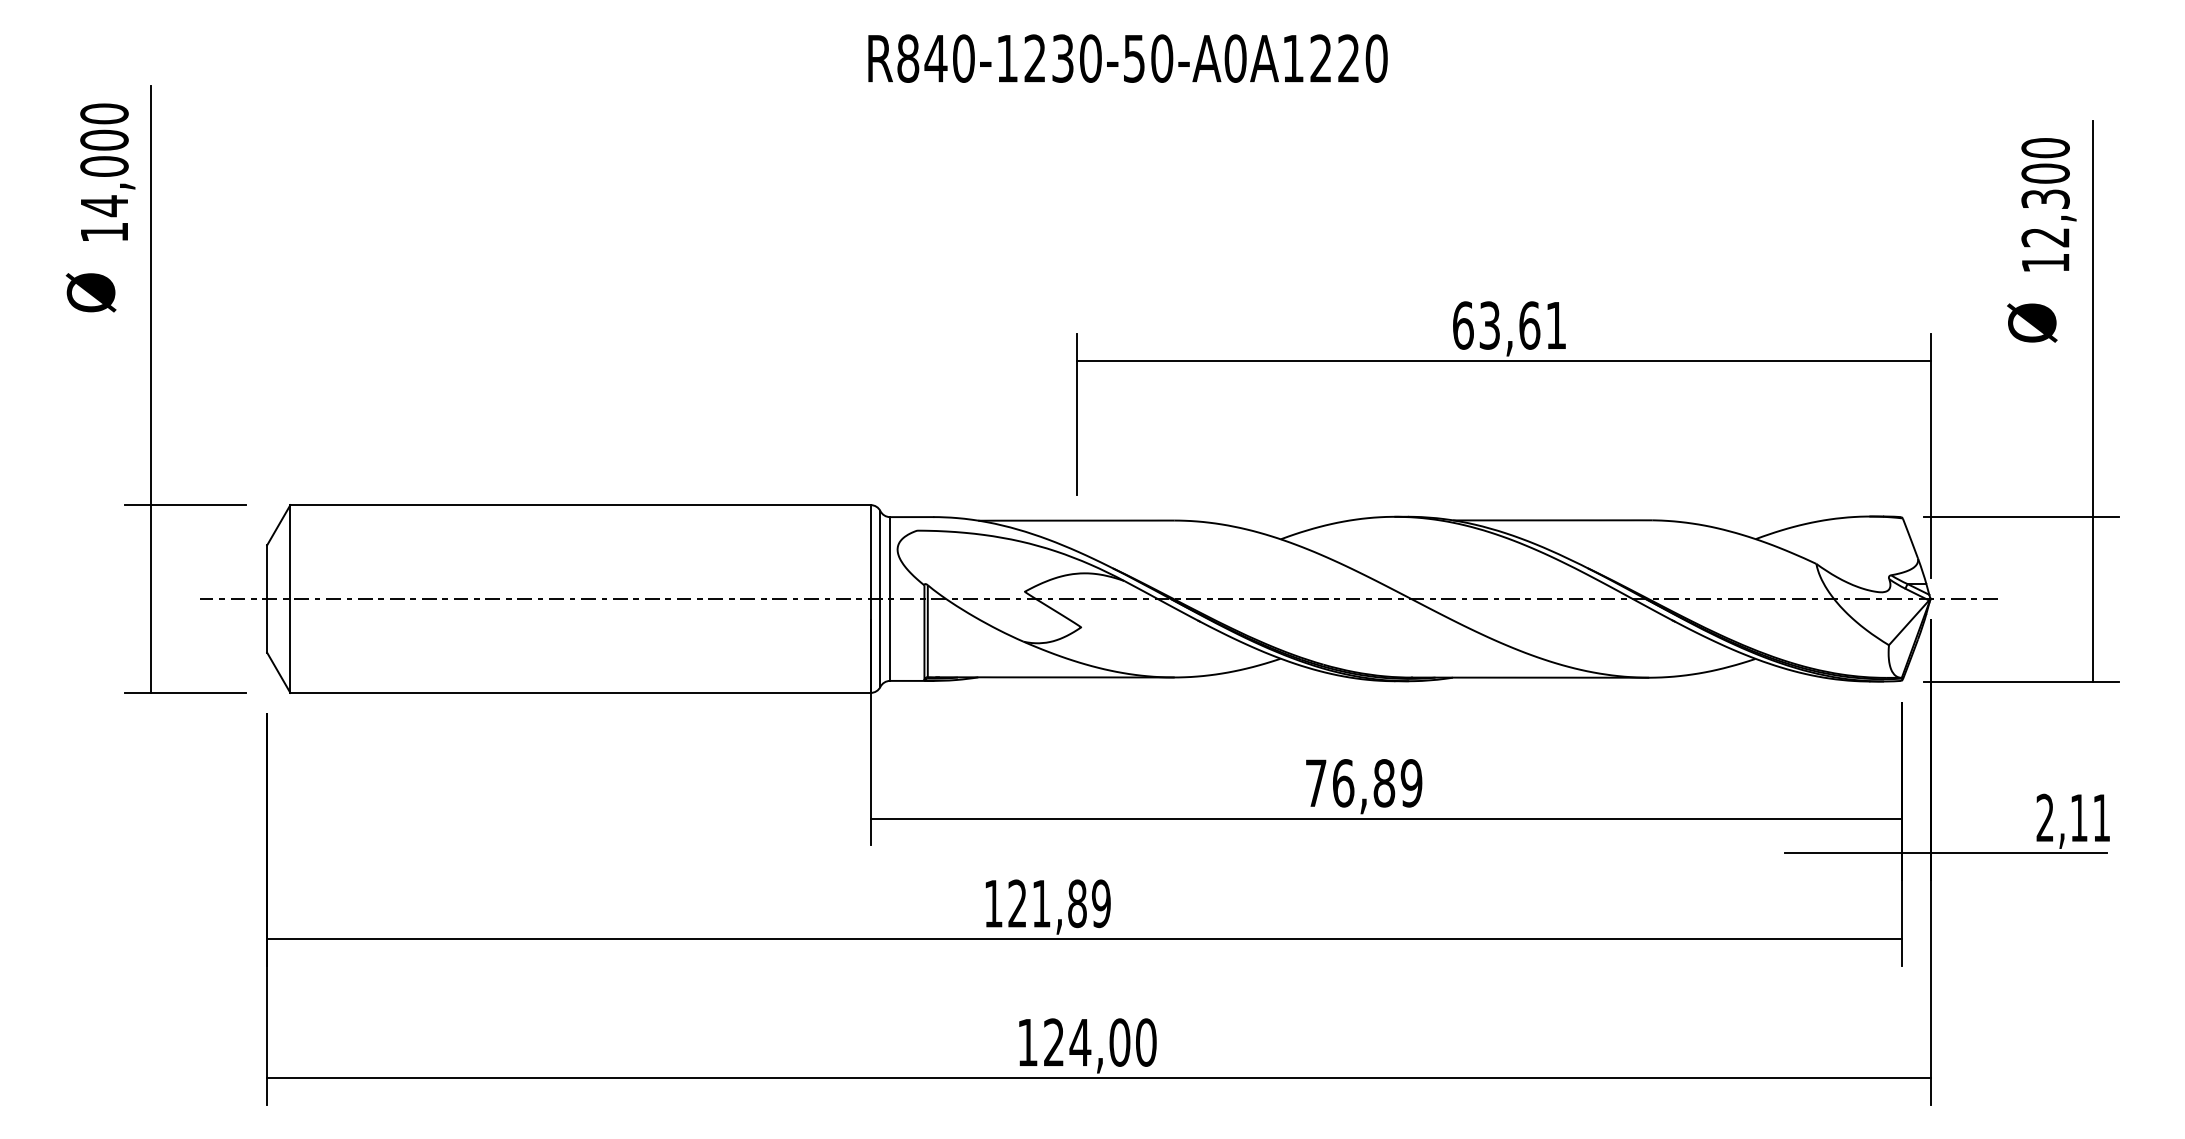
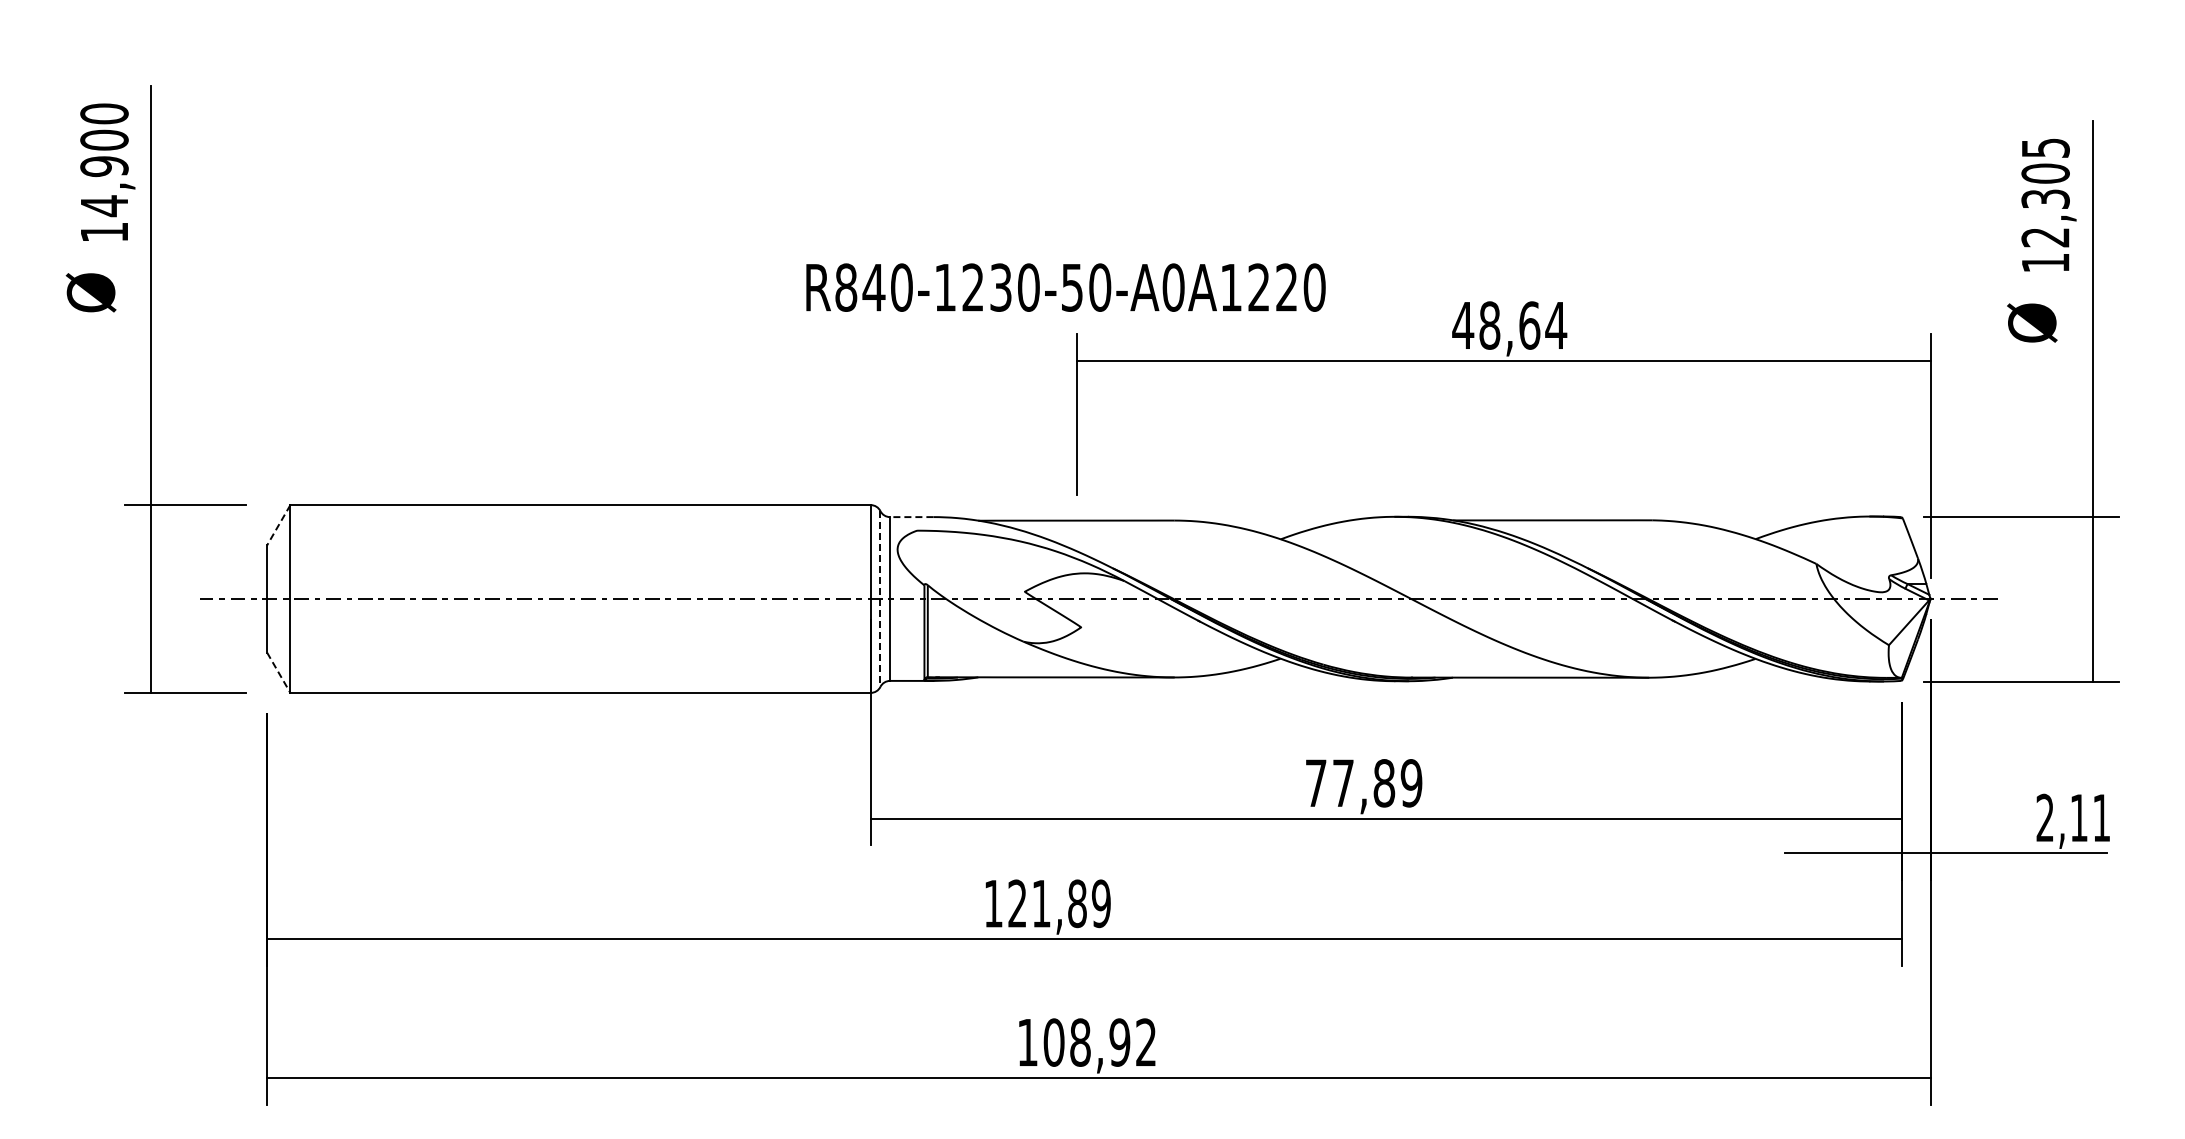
text position: (1127, 58) -> (1065, 287) (1065, 287)
text: 12,300 -> 12,305 (2045, 148)
text: 14,000 -> 14,900 (104, 166)
text: 63,61 -> 48,64 (1509, 325)
line: solid -> dashed (911, 517)
line: solid -> dashed (278, 525)
line: solid -> dashed (880, 599)
line: solid -> dashed (279, 673)
text: 76,89 -> 77,89 (1343, 783)
text: 124,00 -> 108,92 (1099, 1042)
